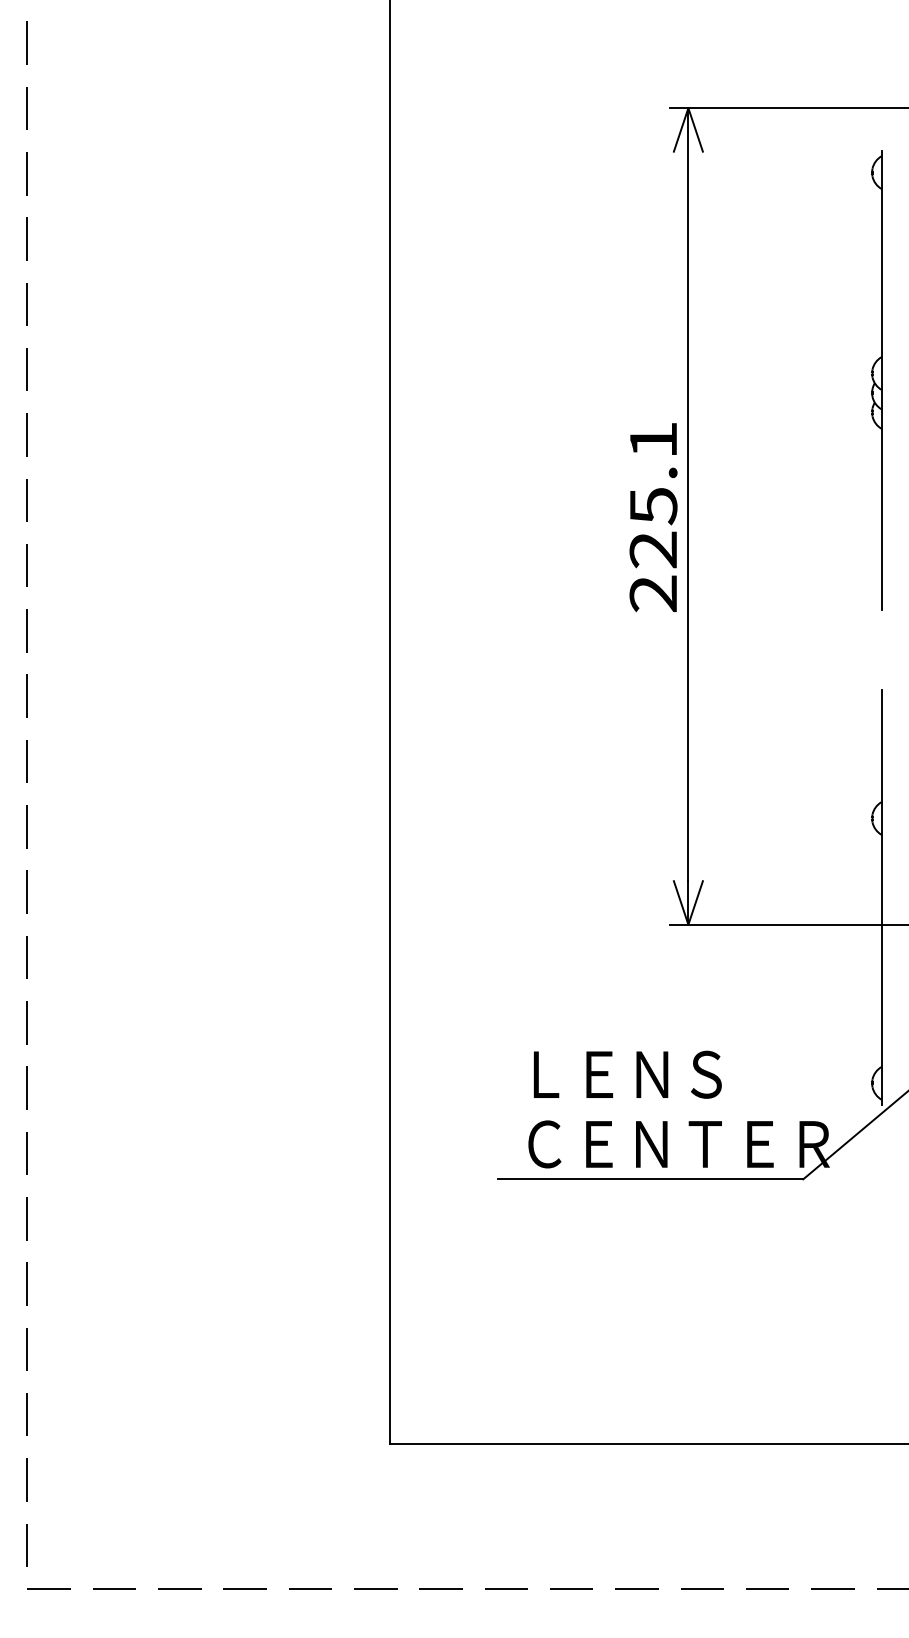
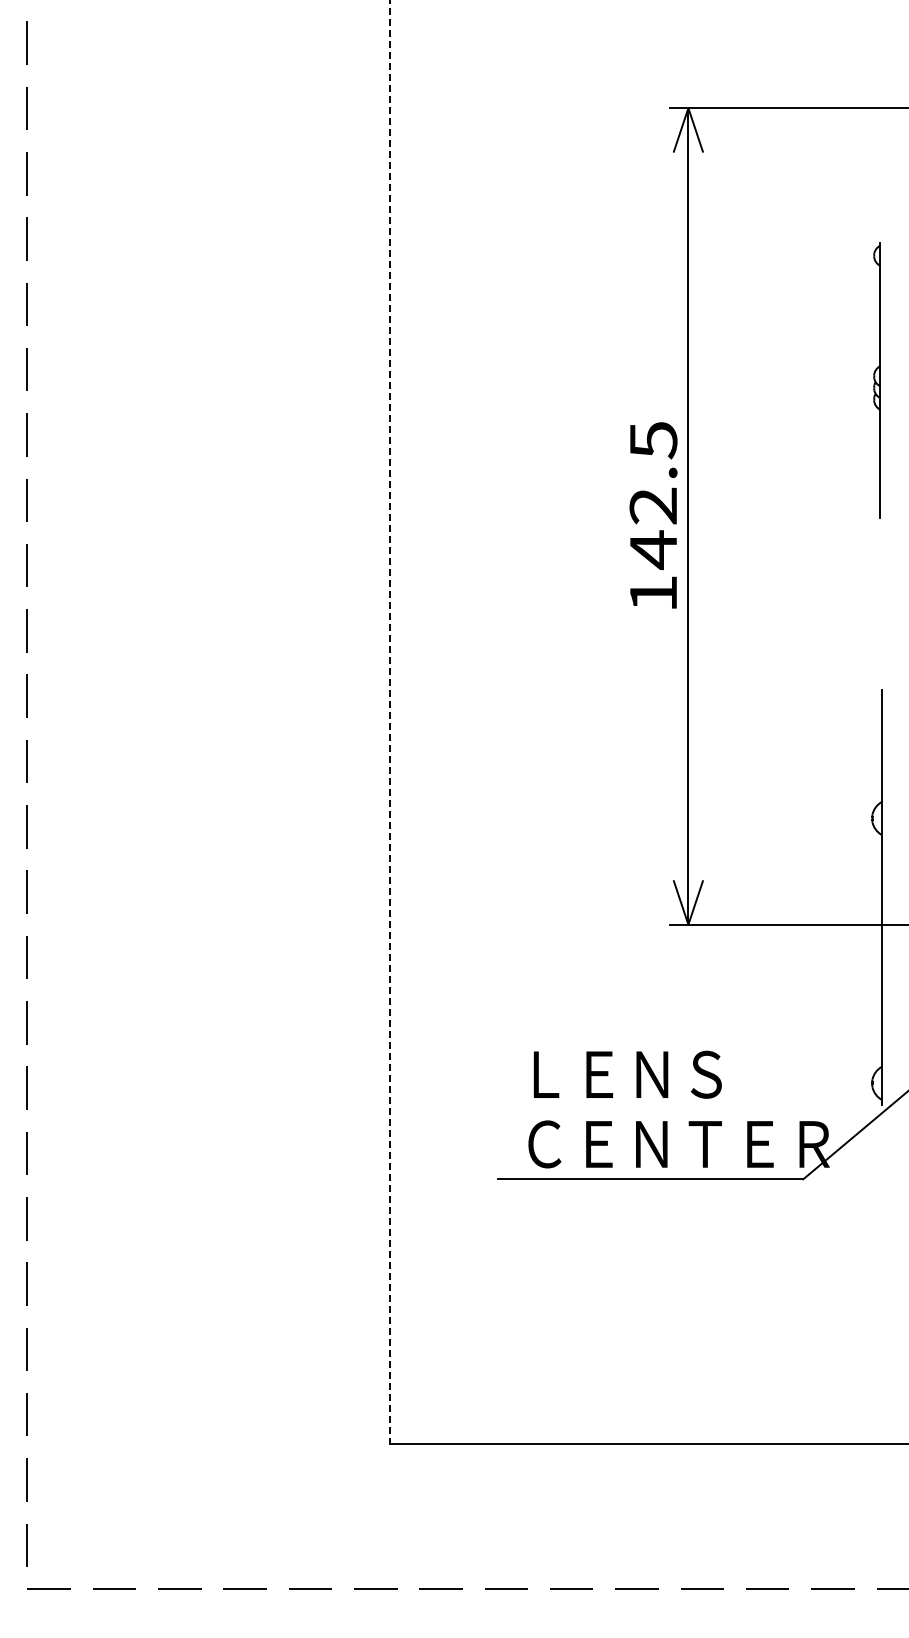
part size: 12x461 px -> 8x277 px (876, 380)
text: 225.1 -> 142.5 (653, 517)
line: solid -> dashed (390, 722)
